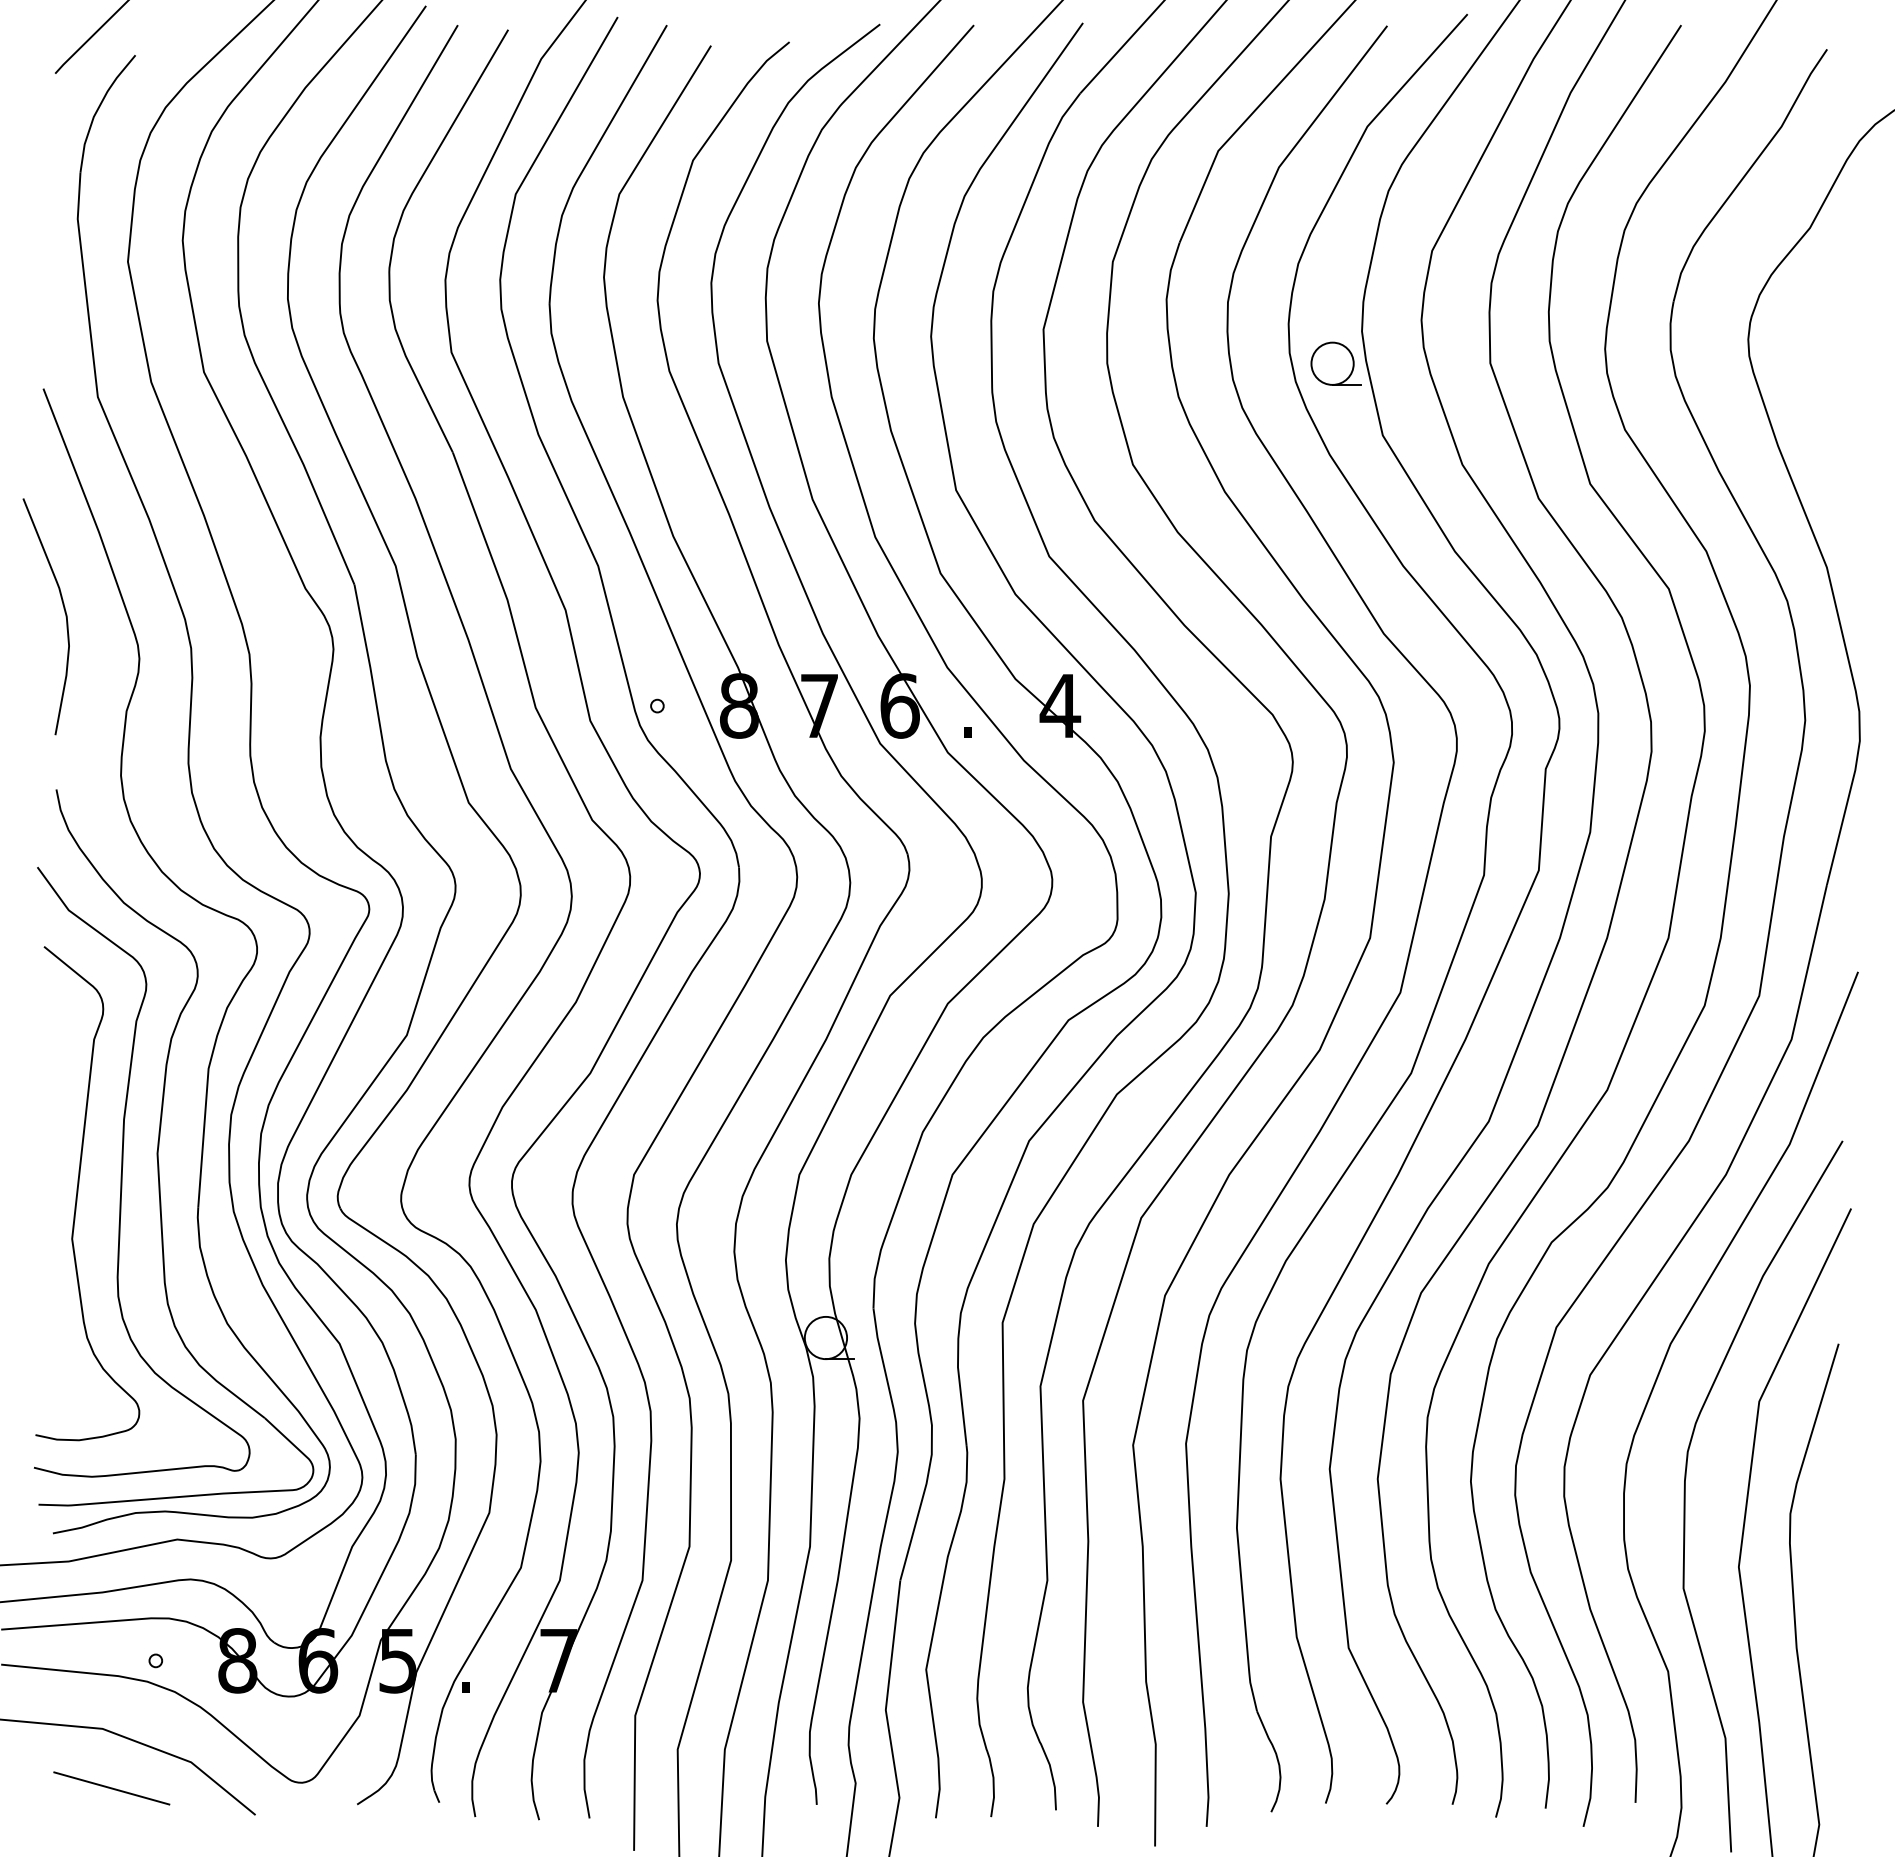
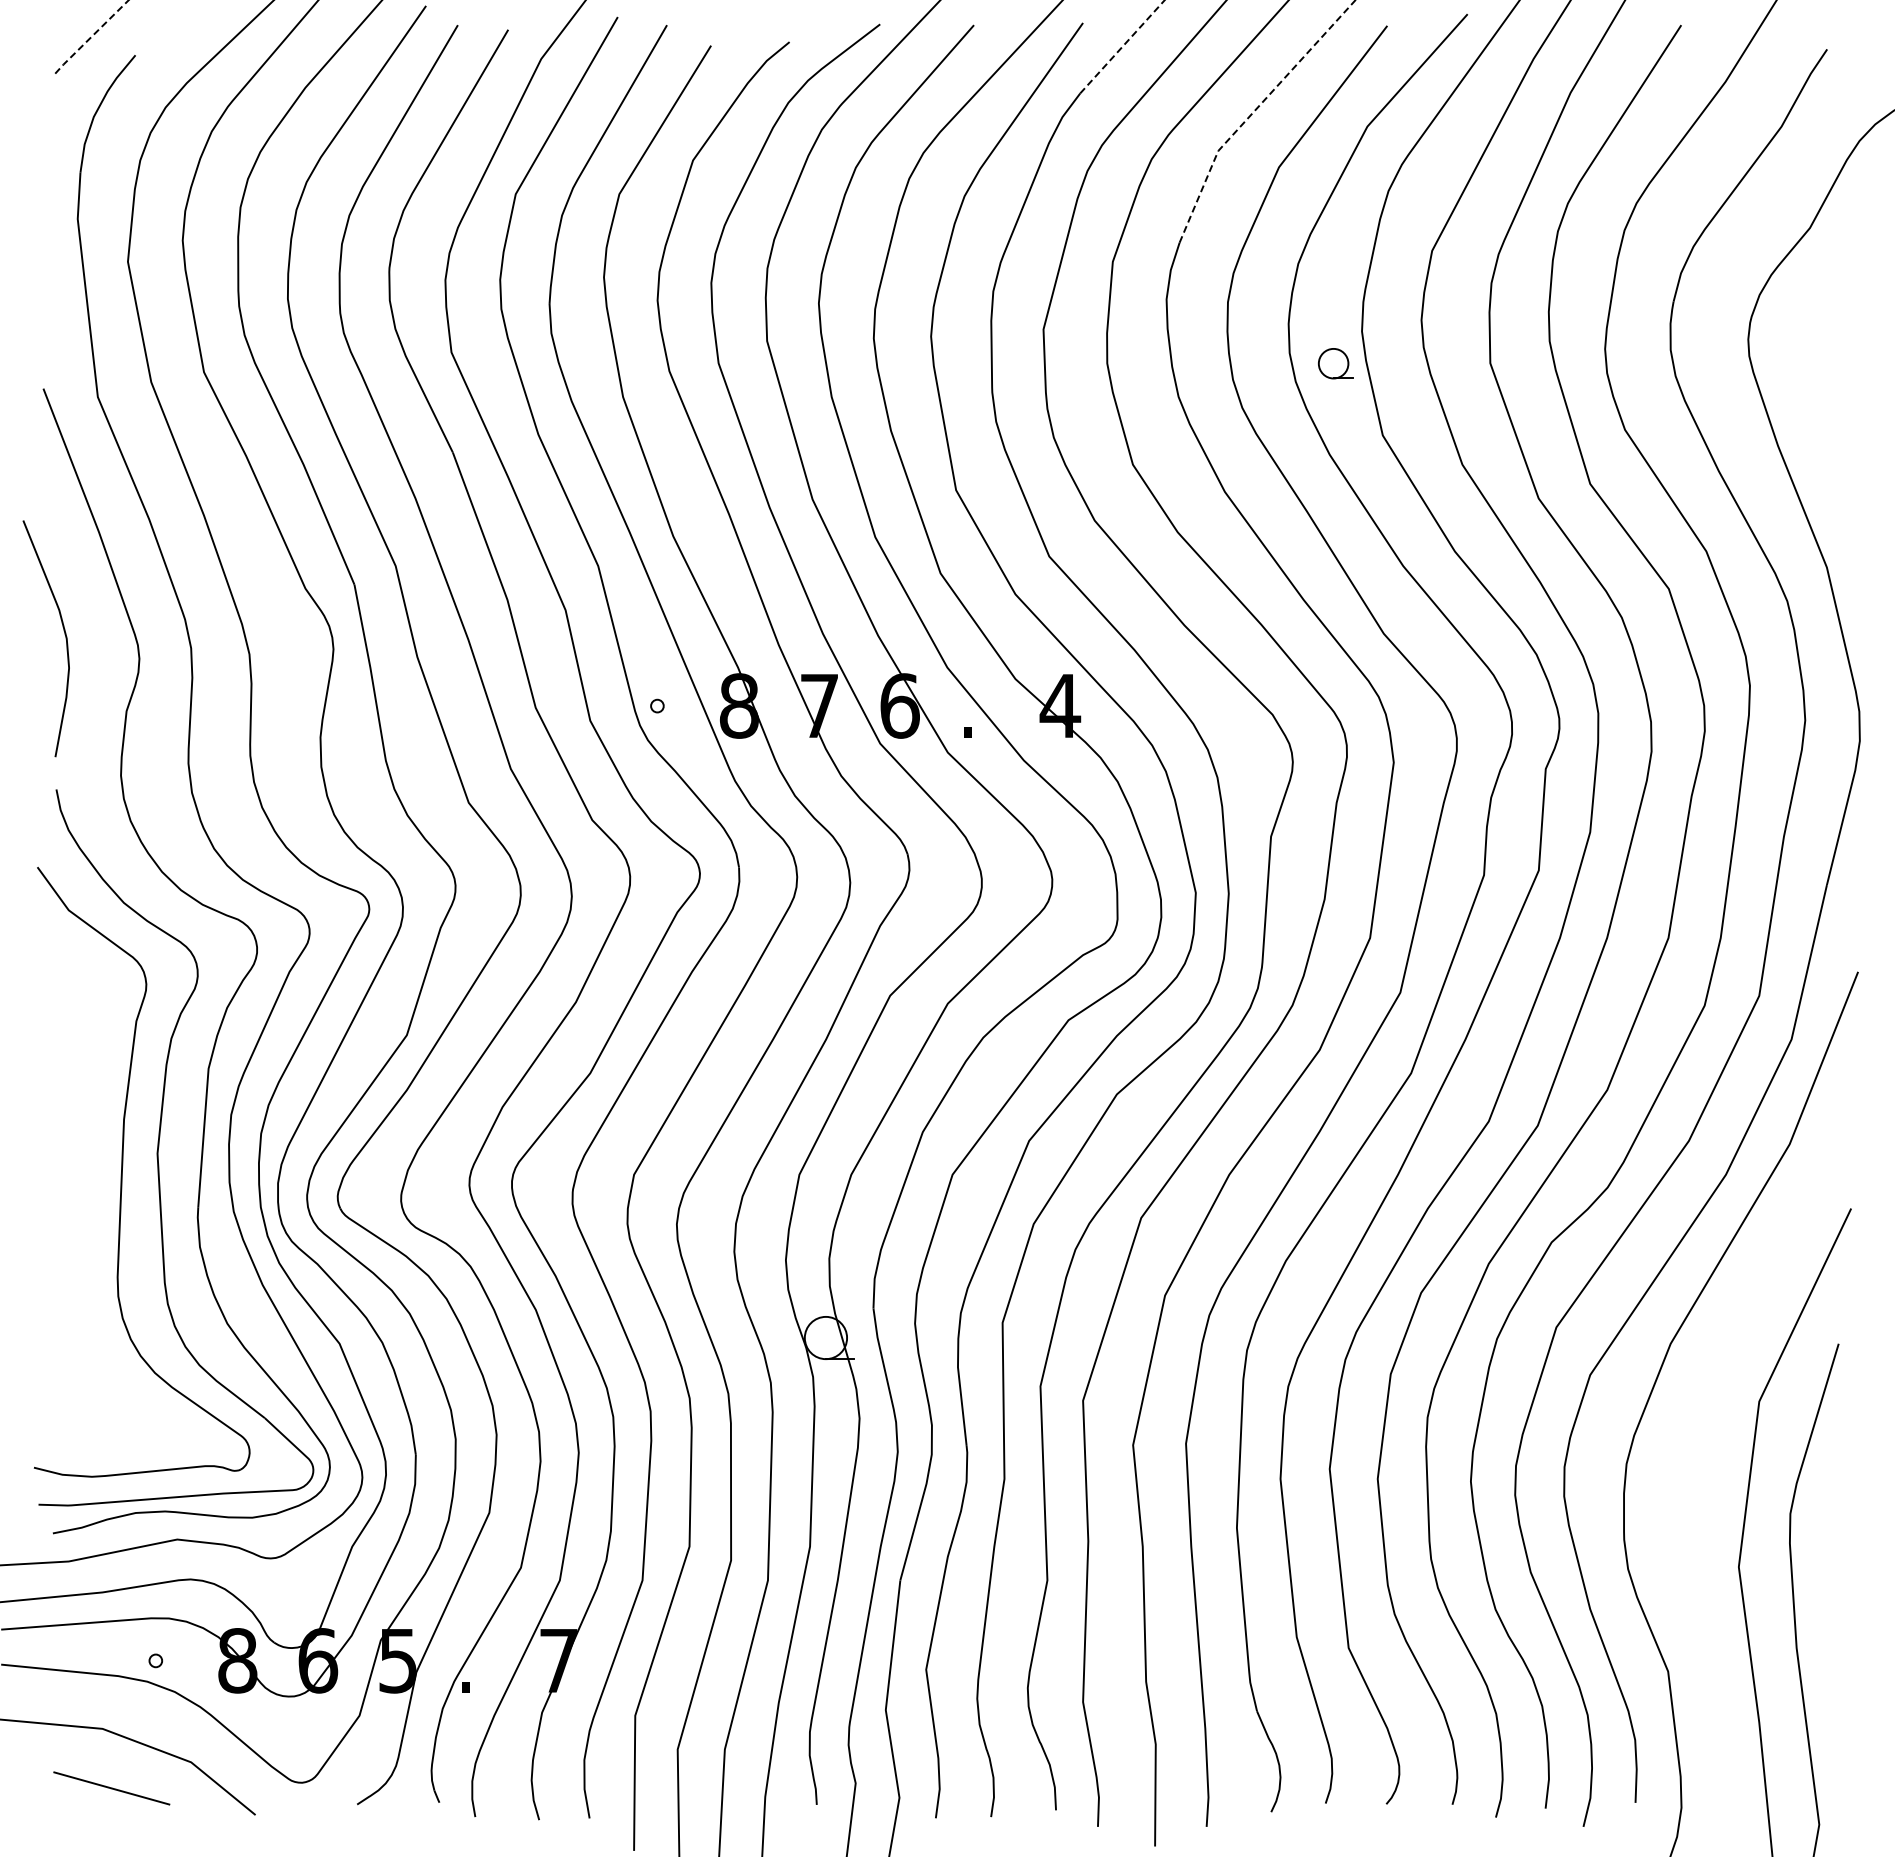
line: solid -> dashed (91, 37)
line: solid -> dashed (1122, 46)
line: solid -> dashed (1253, 112)
part size: 52x45 px -> 36x32 px (1335, 363)
curve position: (64, 612) -> (64, 634) (64, 634)
curve: present -> none (78, 1193)
curve: present -> none (1685, 1496)
